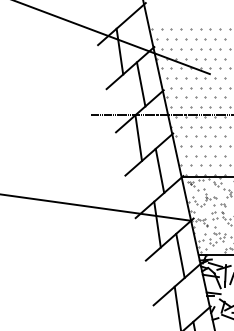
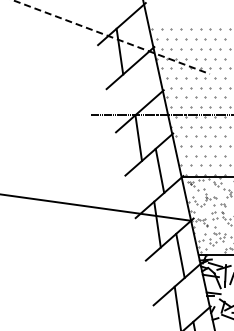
line: solid -> dashed (111, 37)
line: present -> none (140, 84)
